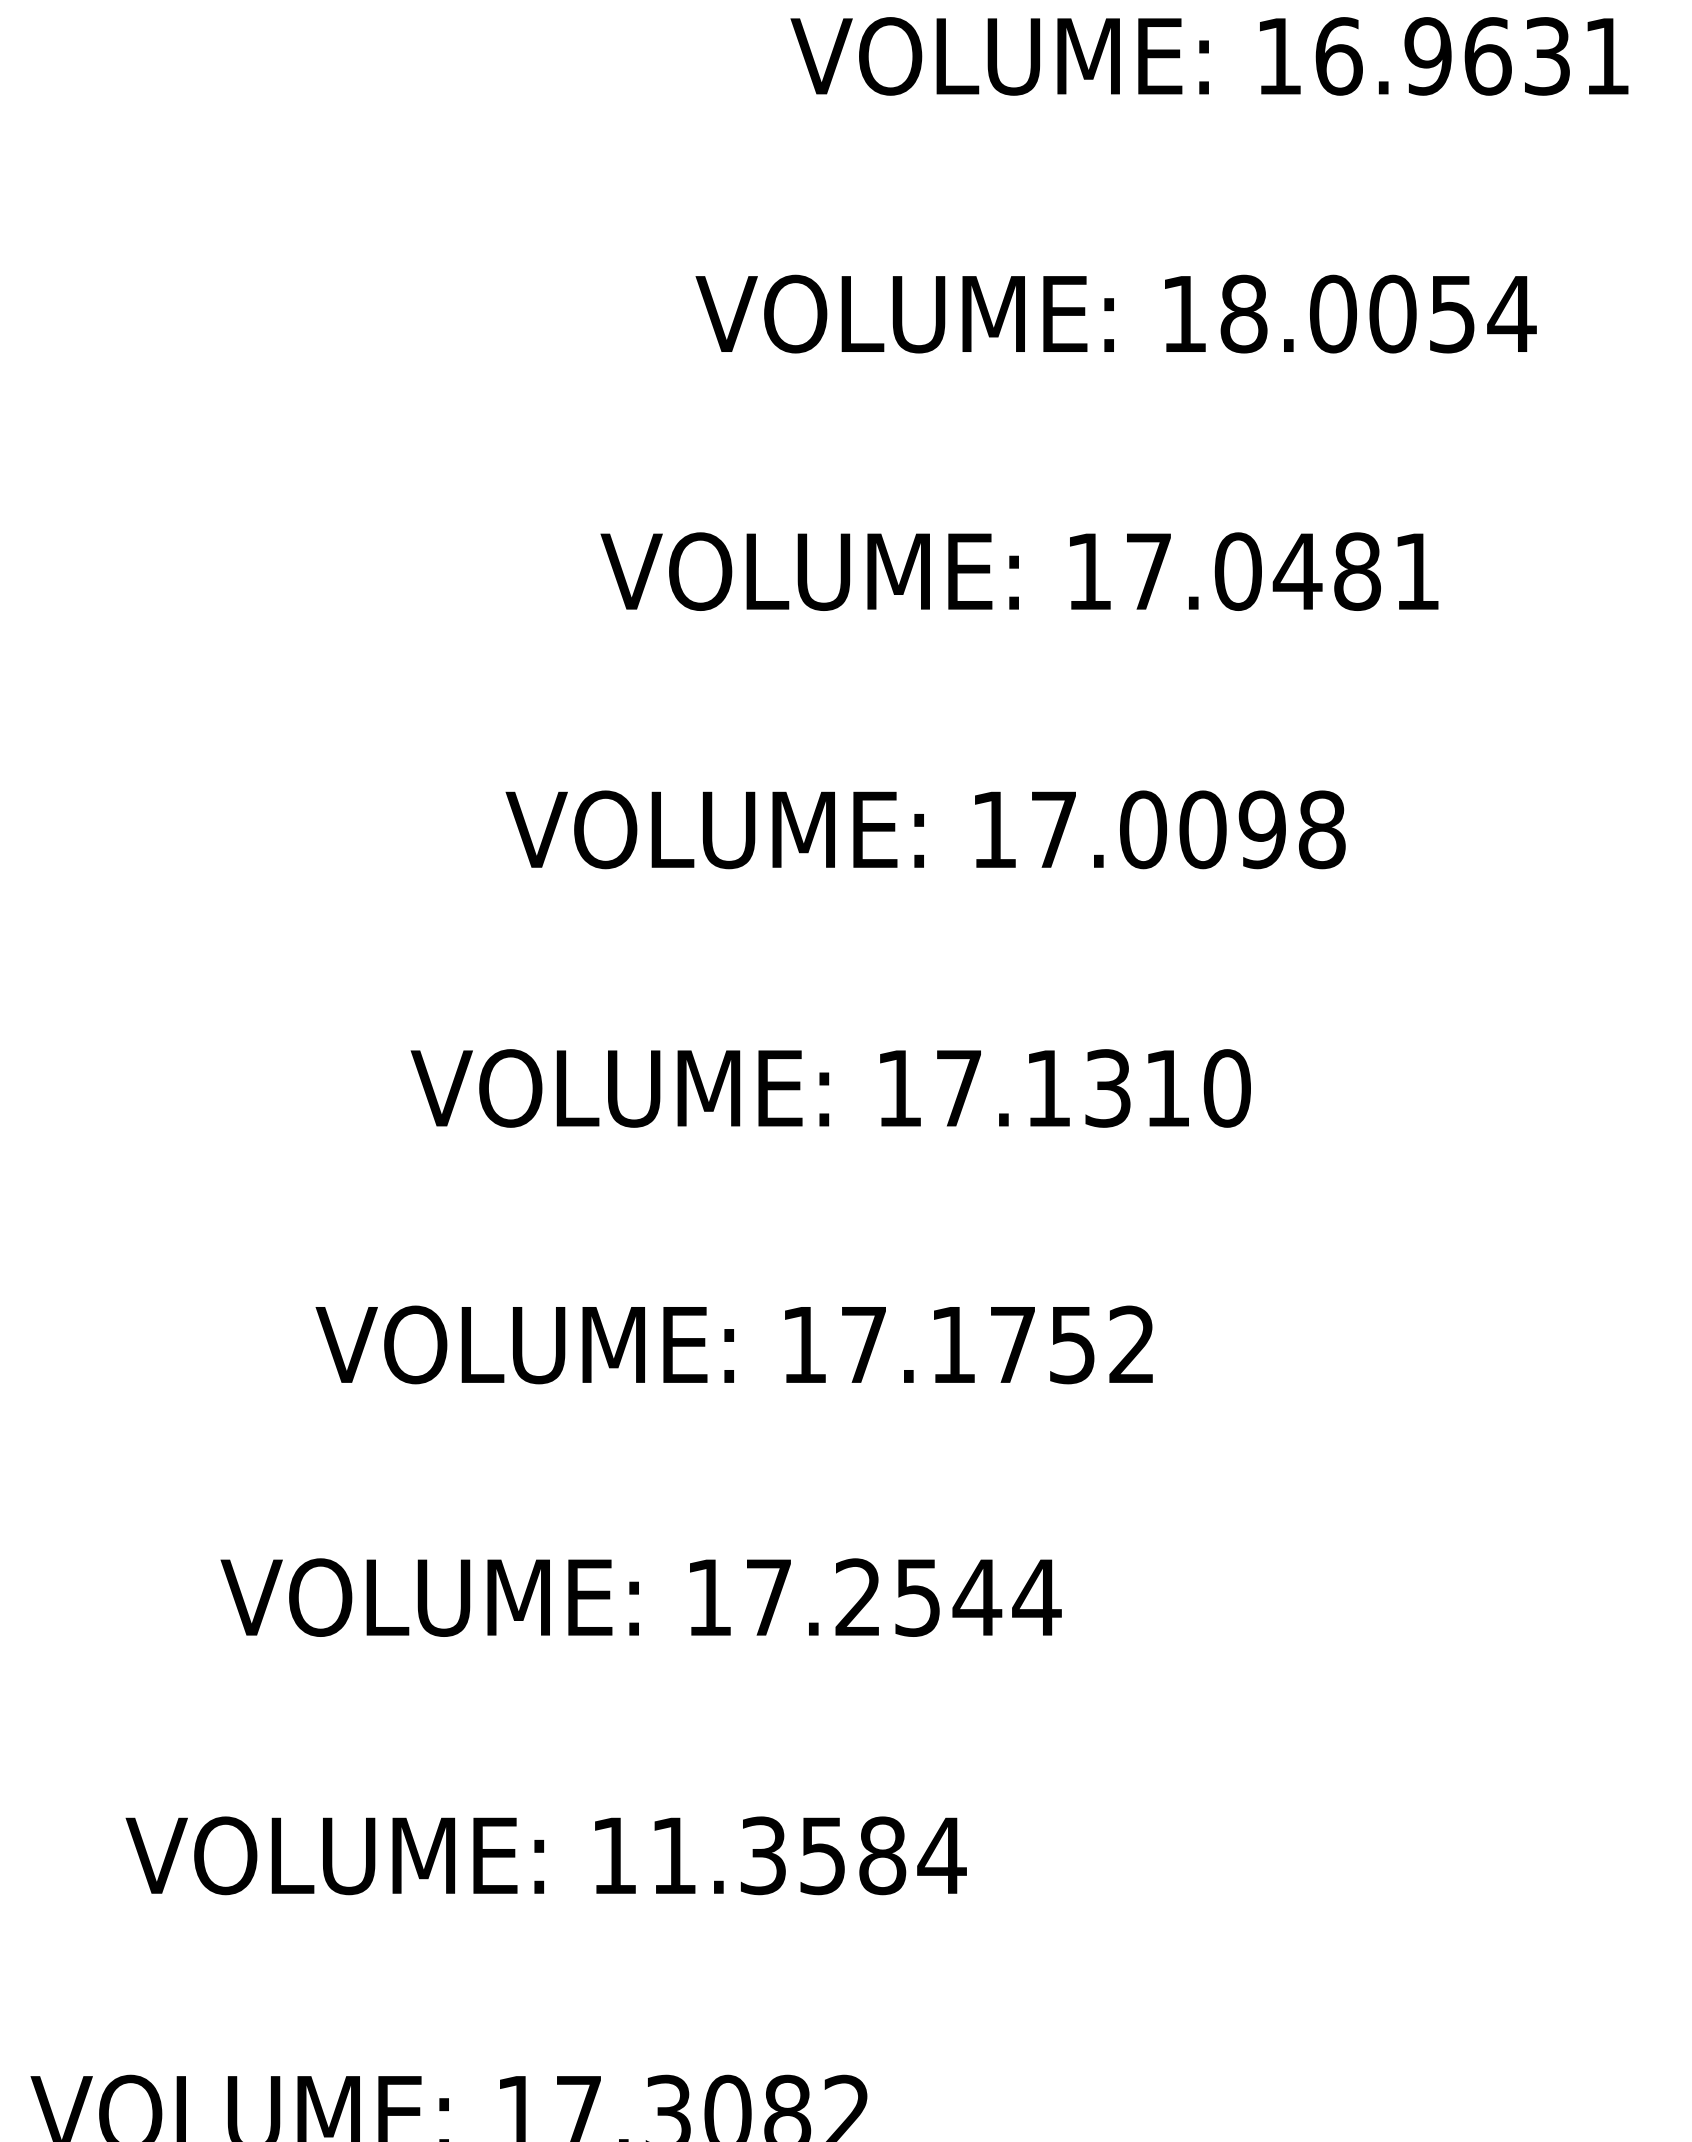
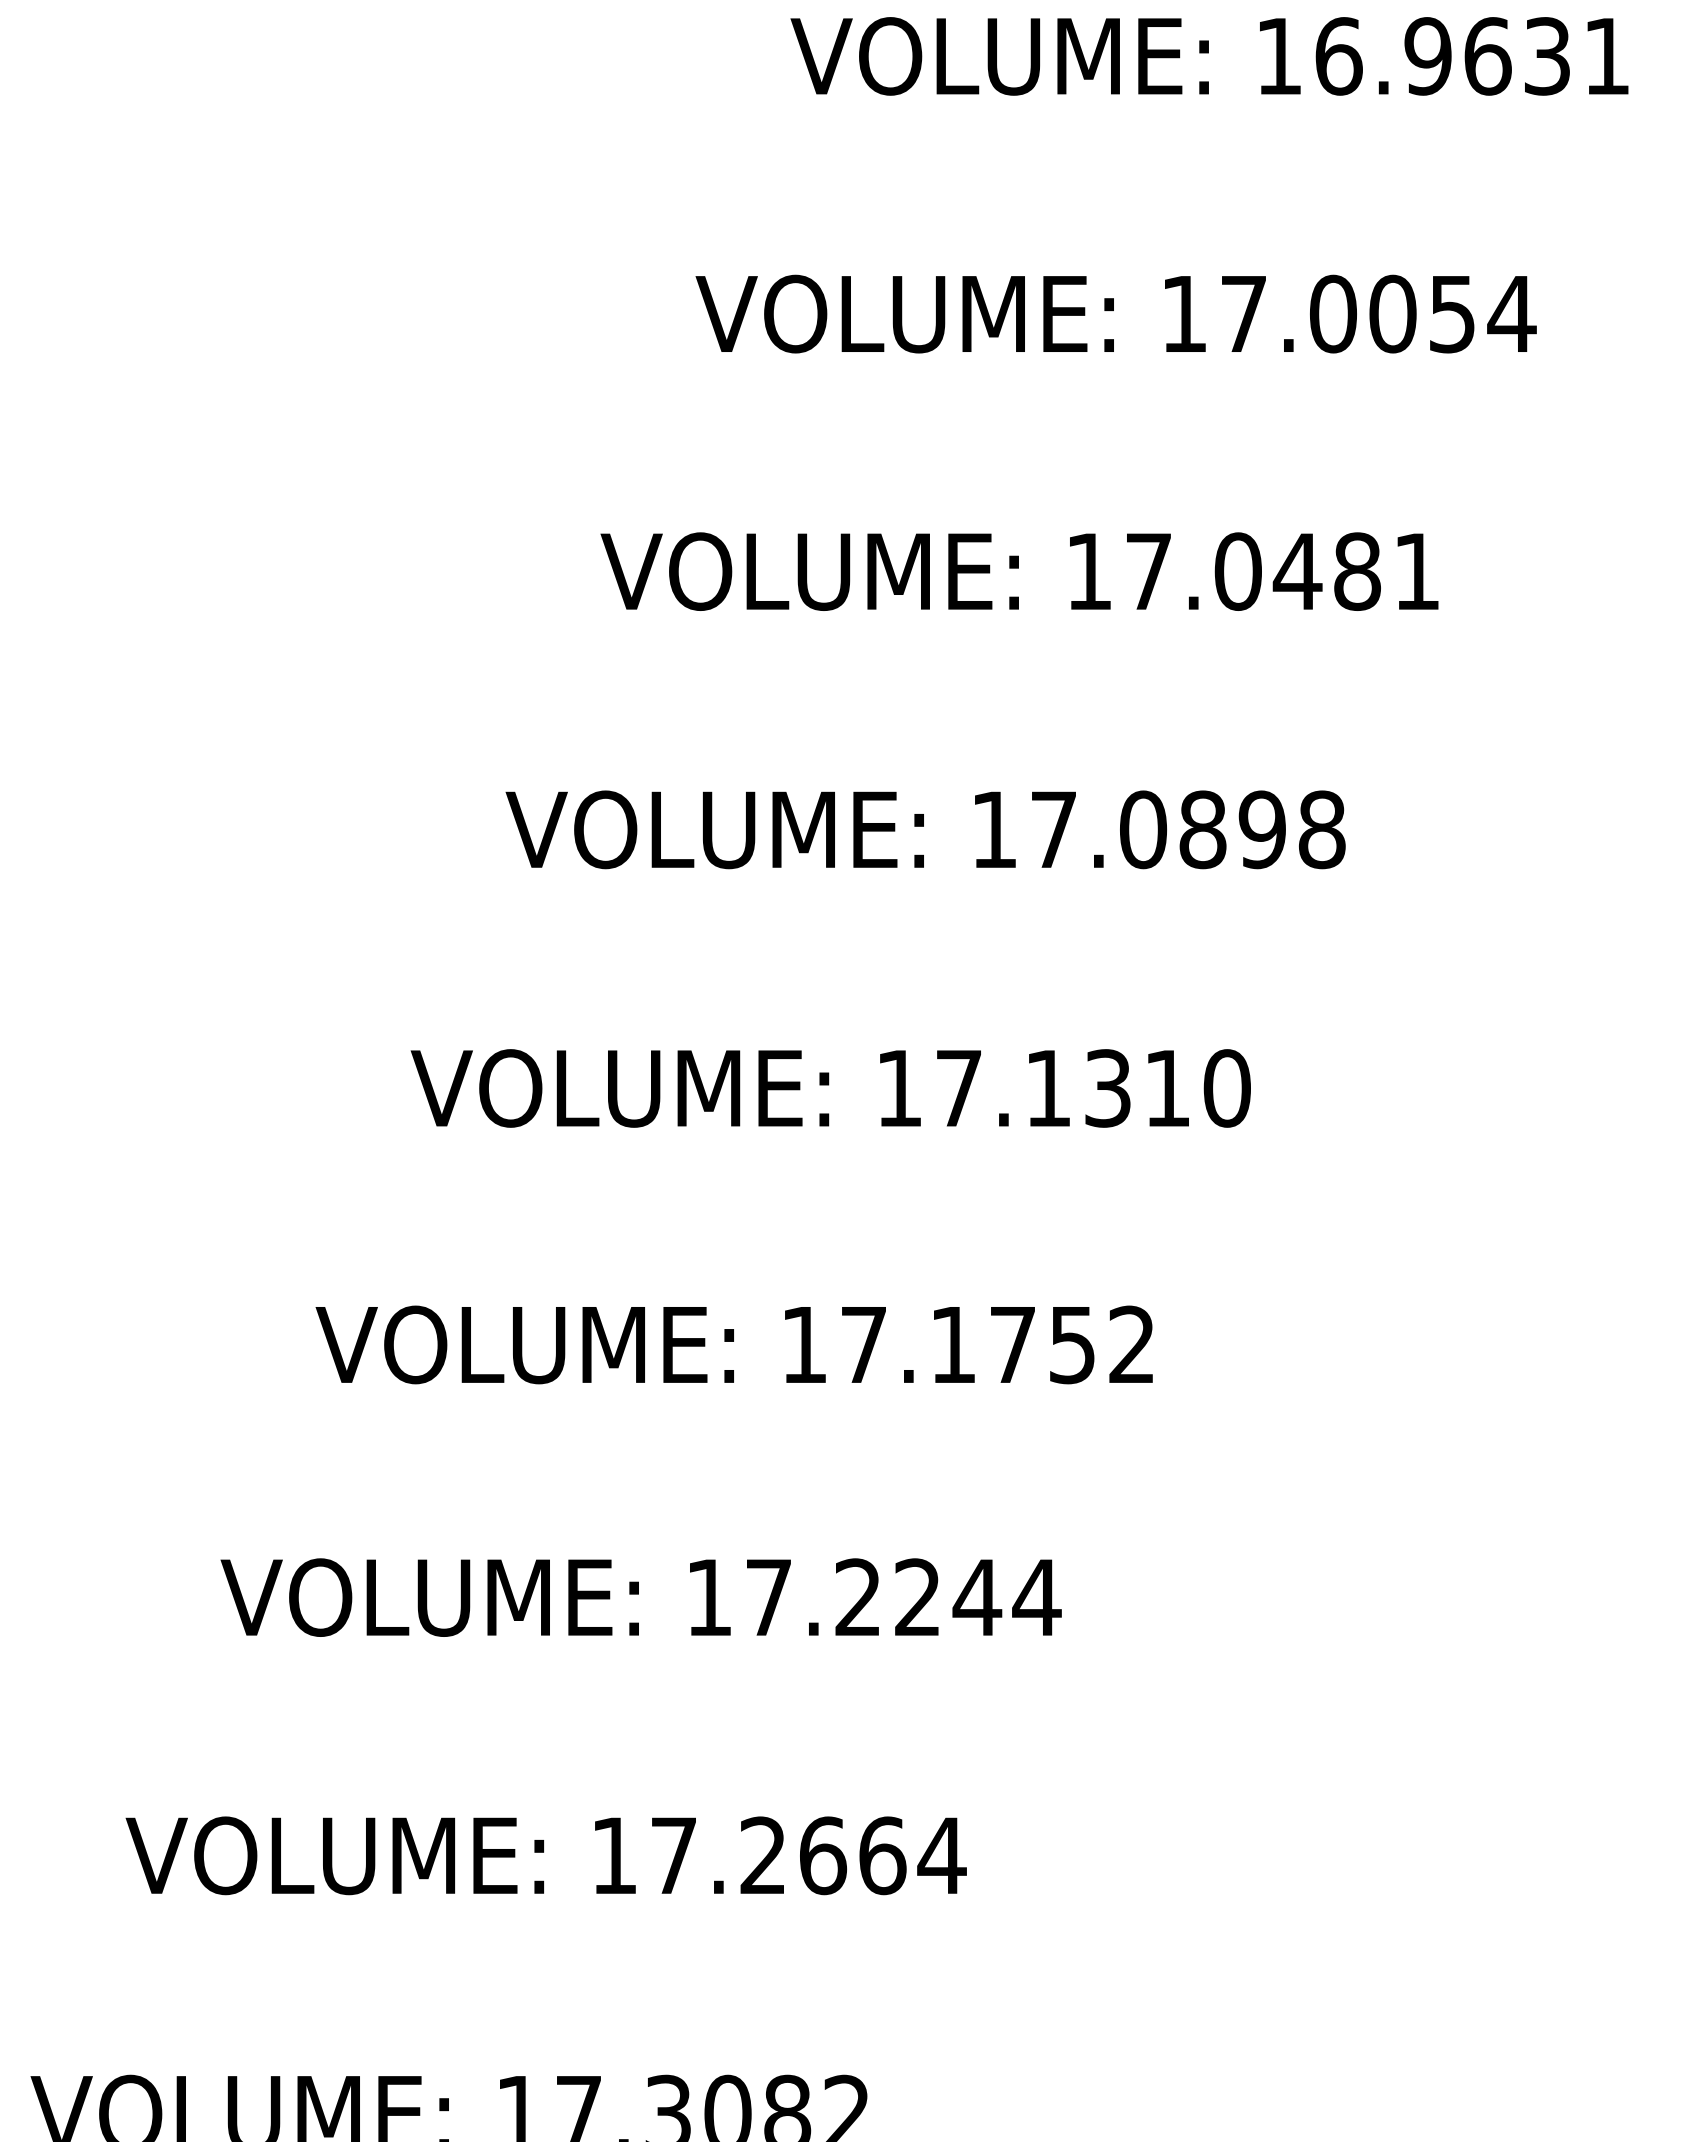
text: 18.0054 -> 17.0054 (1243, 313)
text: 17.0098 -> 17.0898 (1202, 829)
text: 17.2544 -> 17.2244 (917, 1597)
text: 11.3584 -> 17.2664 (779, 1855)
